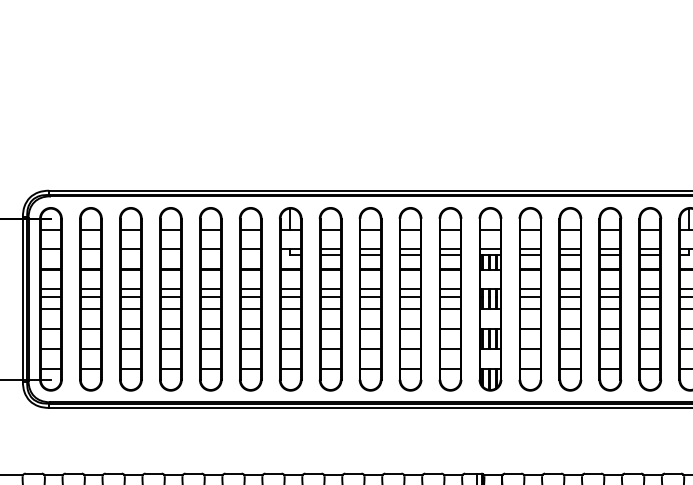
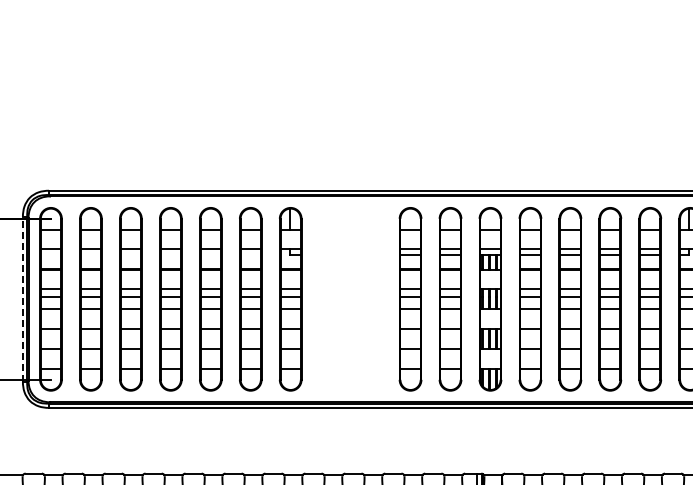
line: solid -> dashed (22, 299)
part: present -> none (330, 299)
part: present -> none (370, 299)
